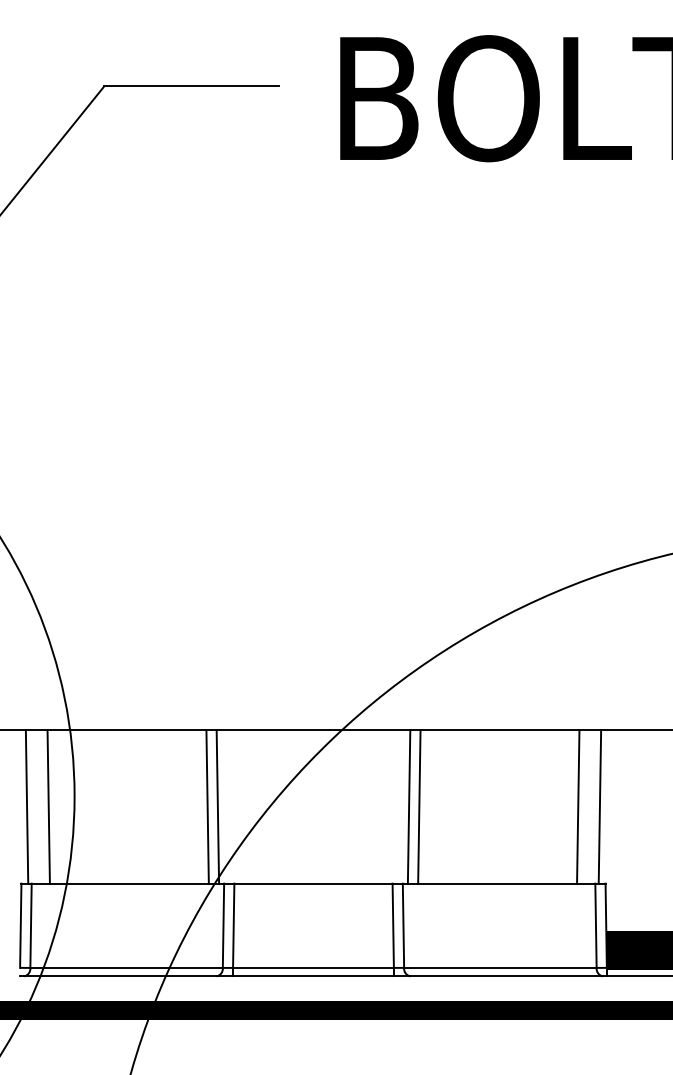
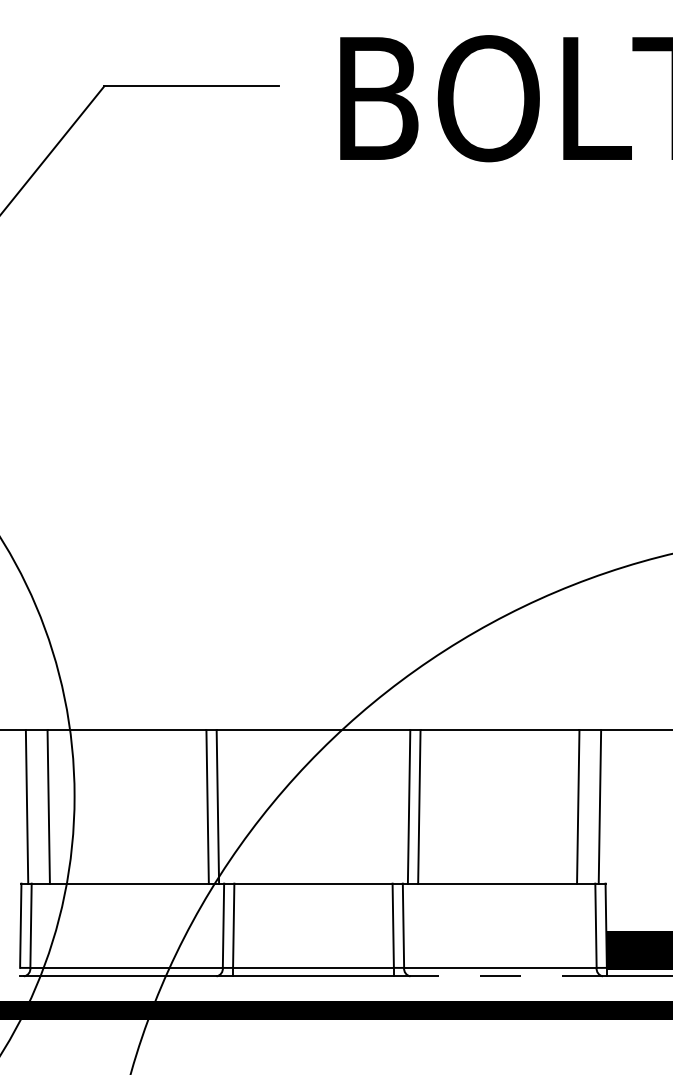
line: solid -> dashed (506, 976)
